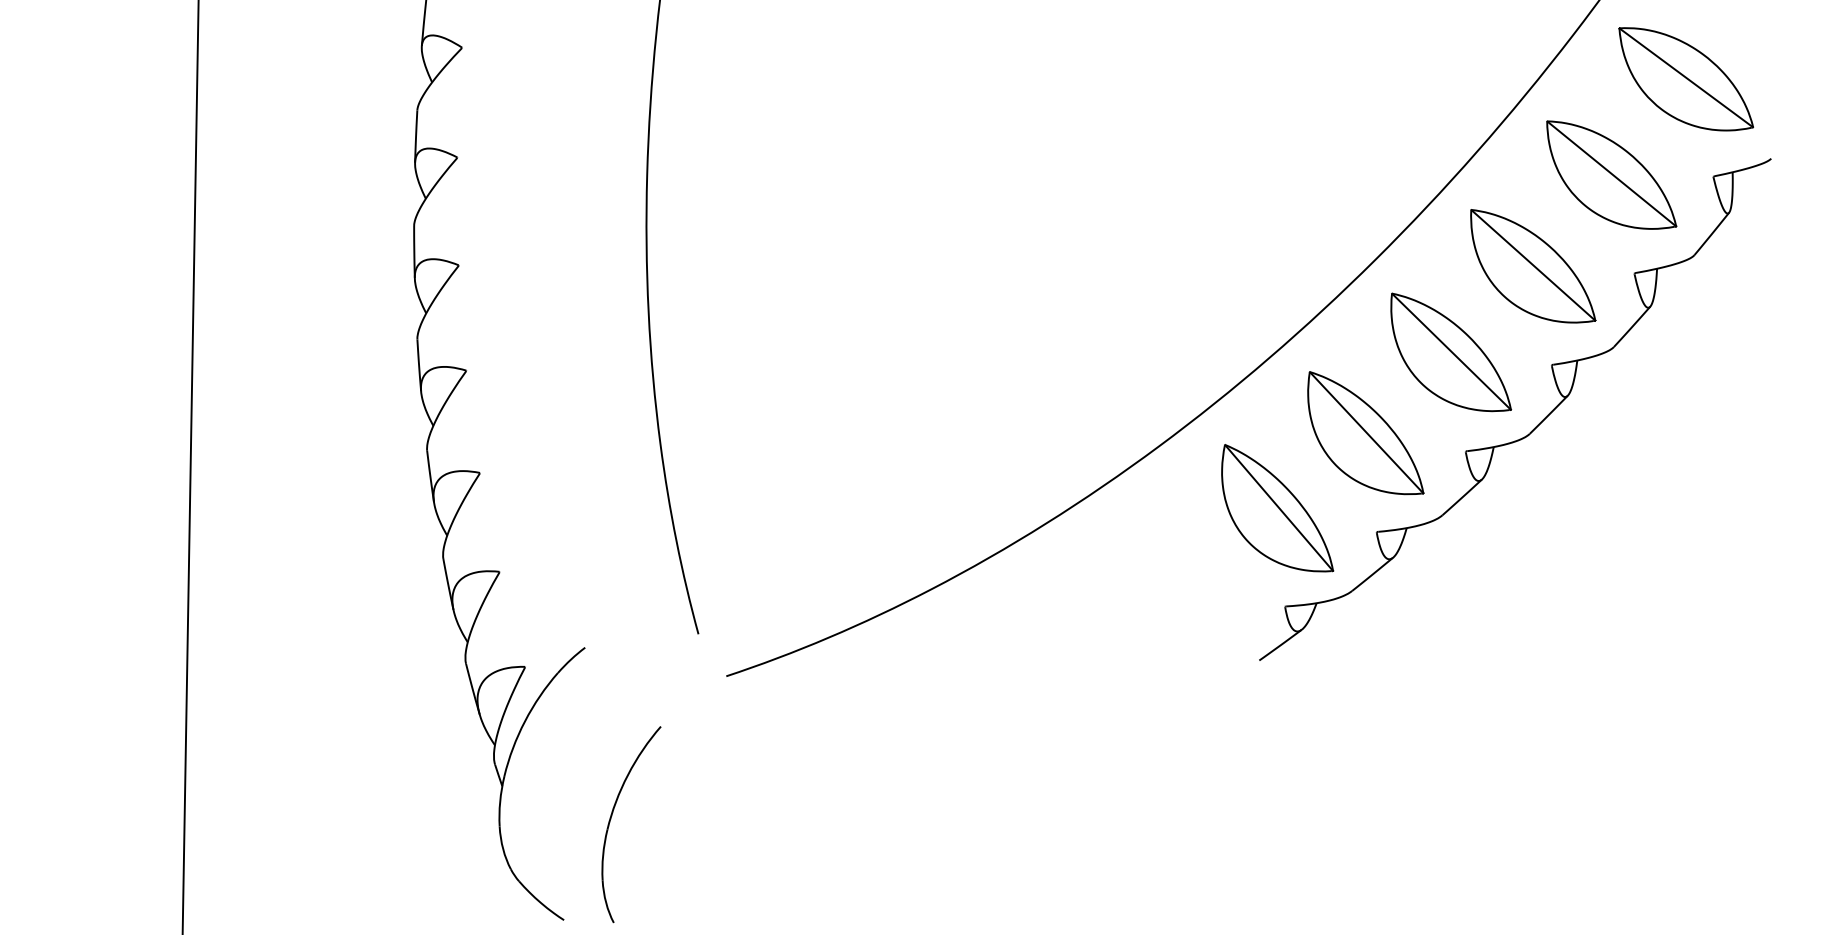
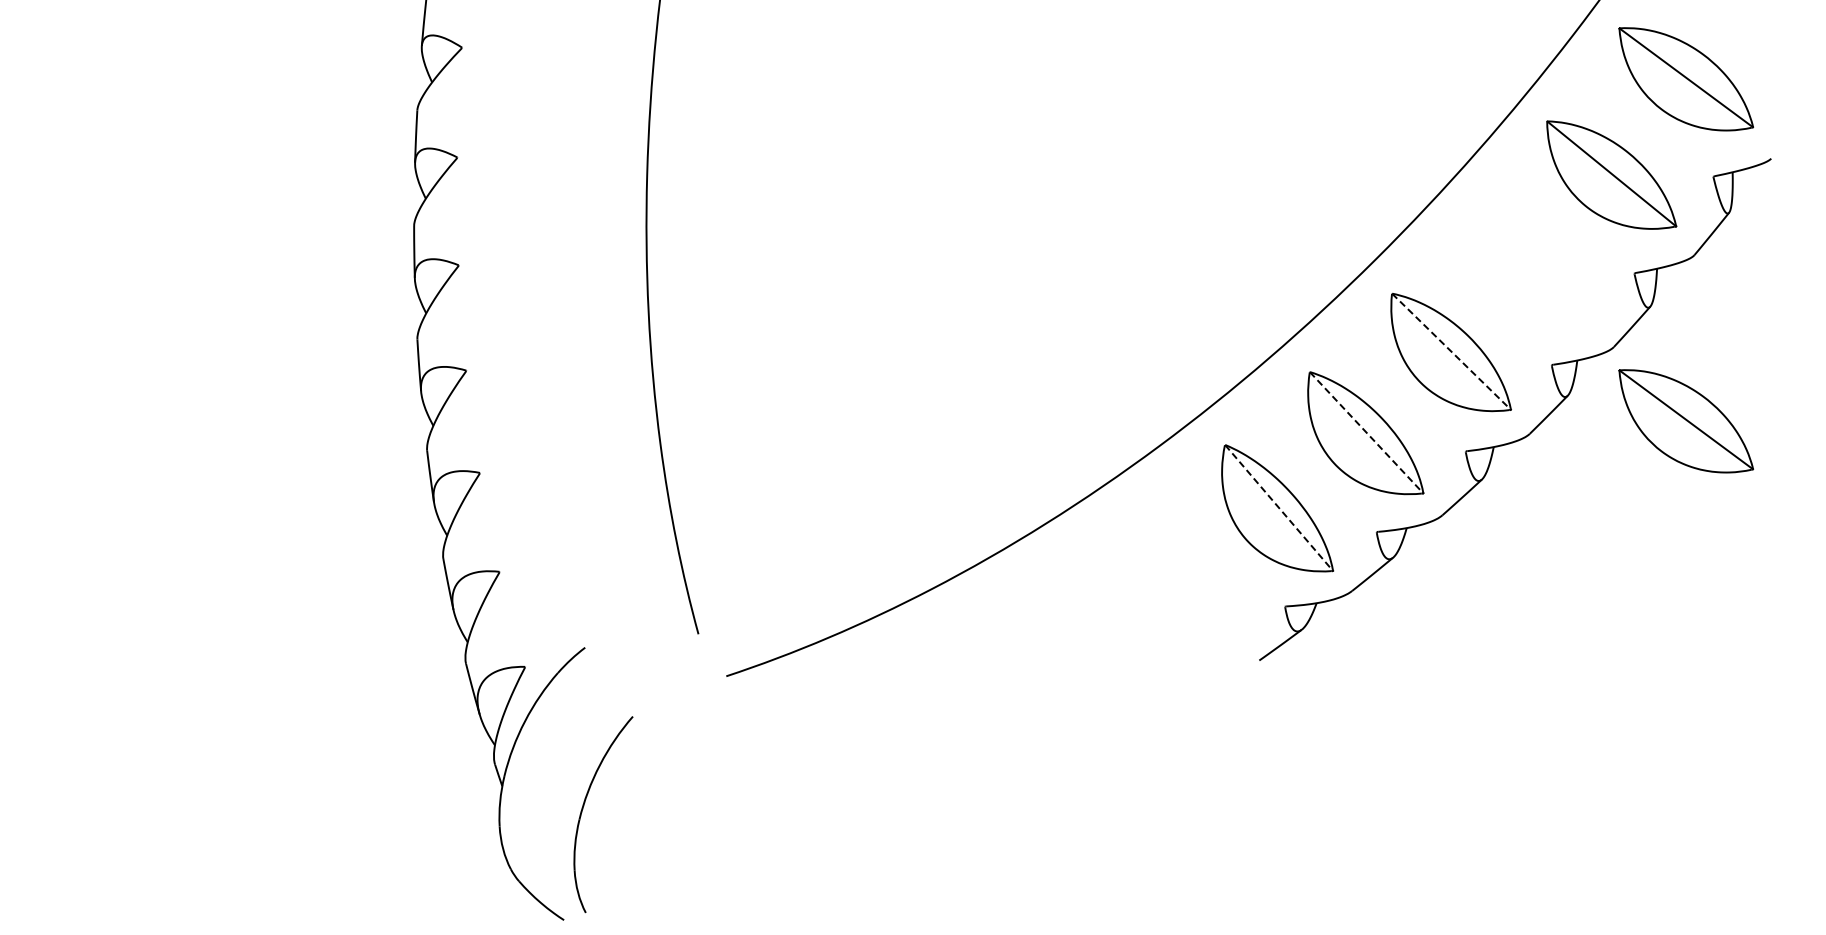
part: present -> none (1533, 266)
line: solid -> dashed (1451, 351)
part: none -> present (1686, 421)
line: solid -> dashed (1366, 432)
line: present -> none (190, 466)
line: solid -> dashed (1279, 507)
part position: (612, 816) -> (584, 806) (584, 806)
